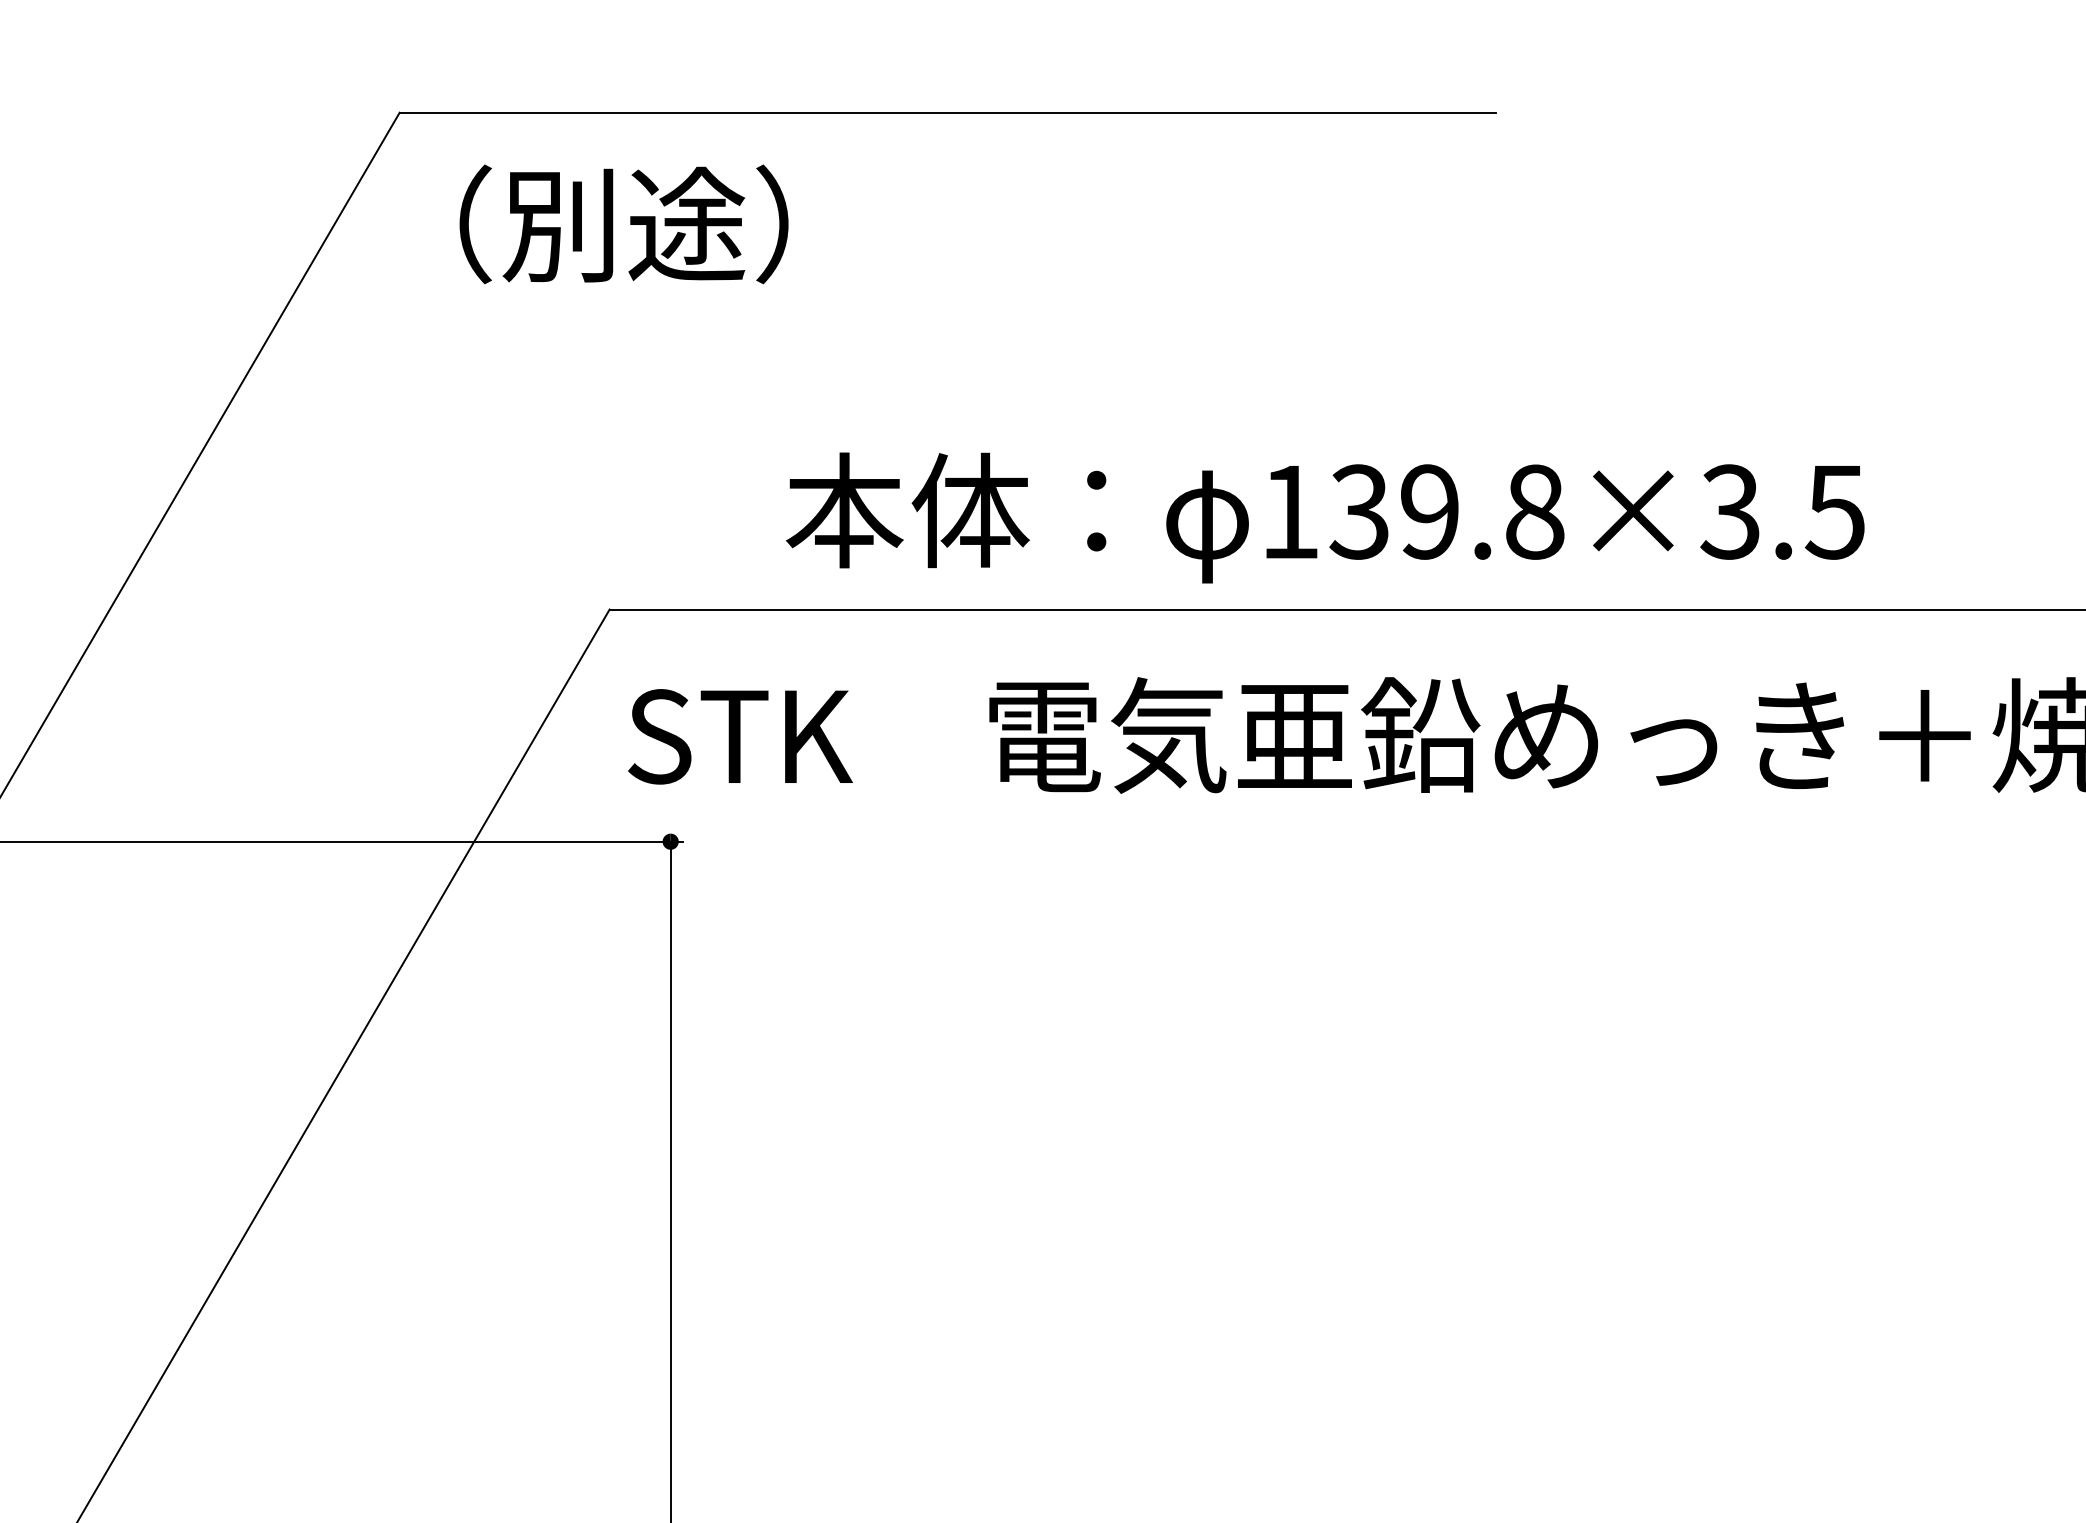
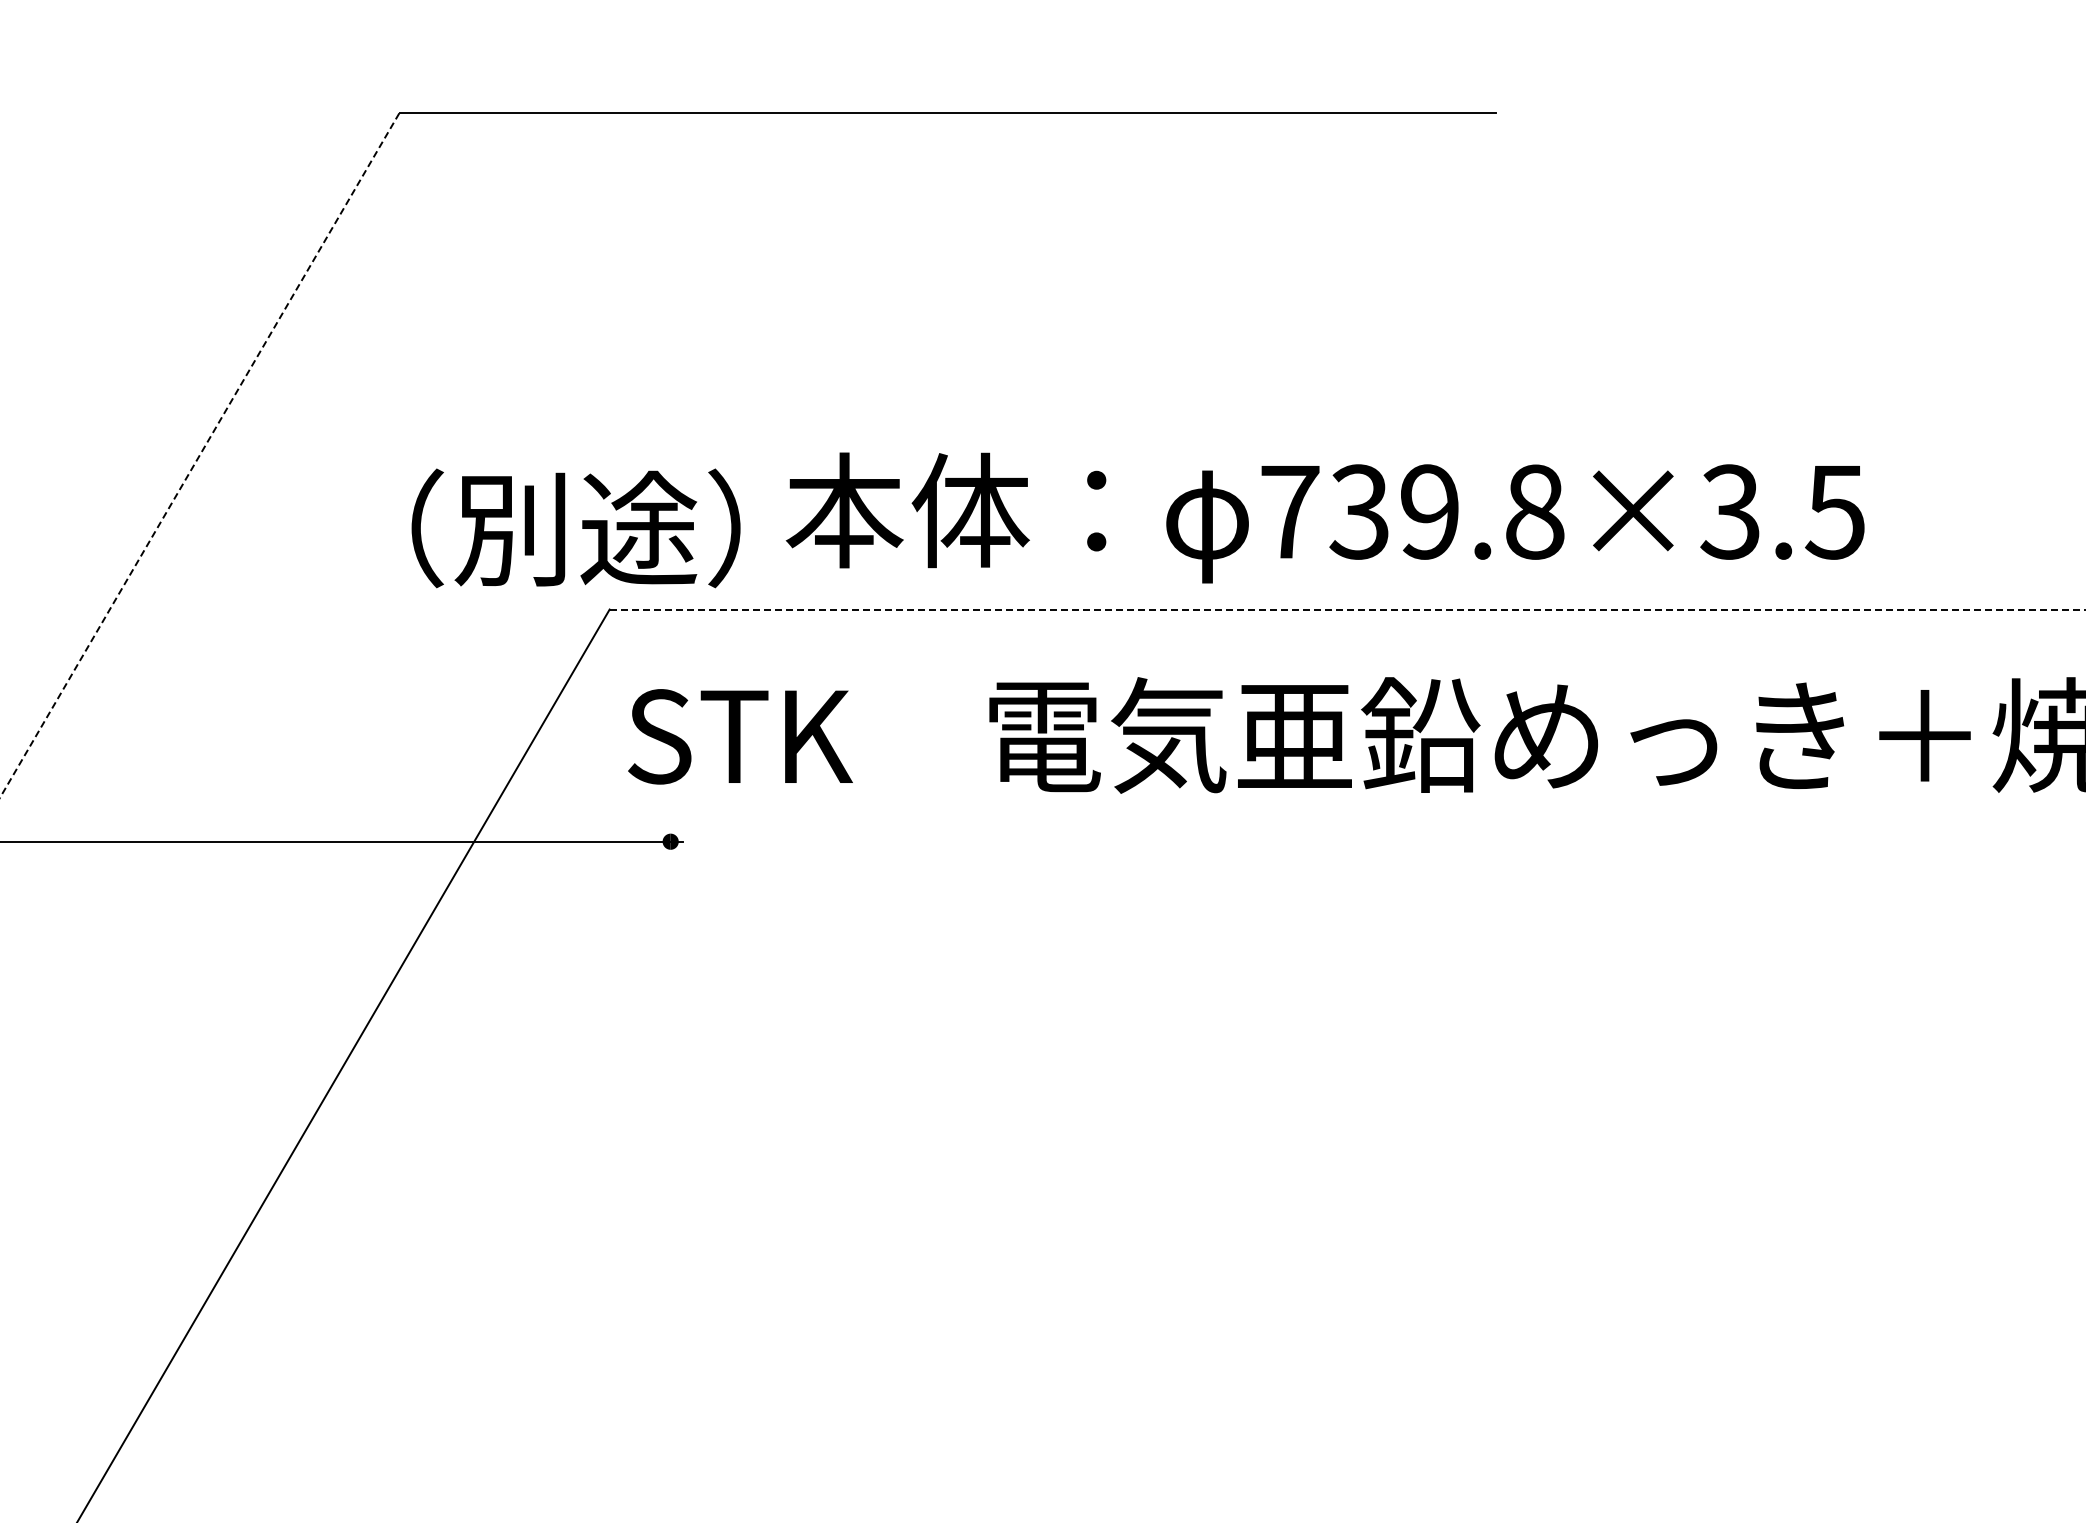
text position: (623, 224) -> (575, 528) (575, 528)
line: solid -> dashed (200, 454)
text: 139.8×3.5 -> 739.8×3.5 (1290, 512)
line: solid -> dashed (1347, 609)
line: present -> none (670, 1180)
